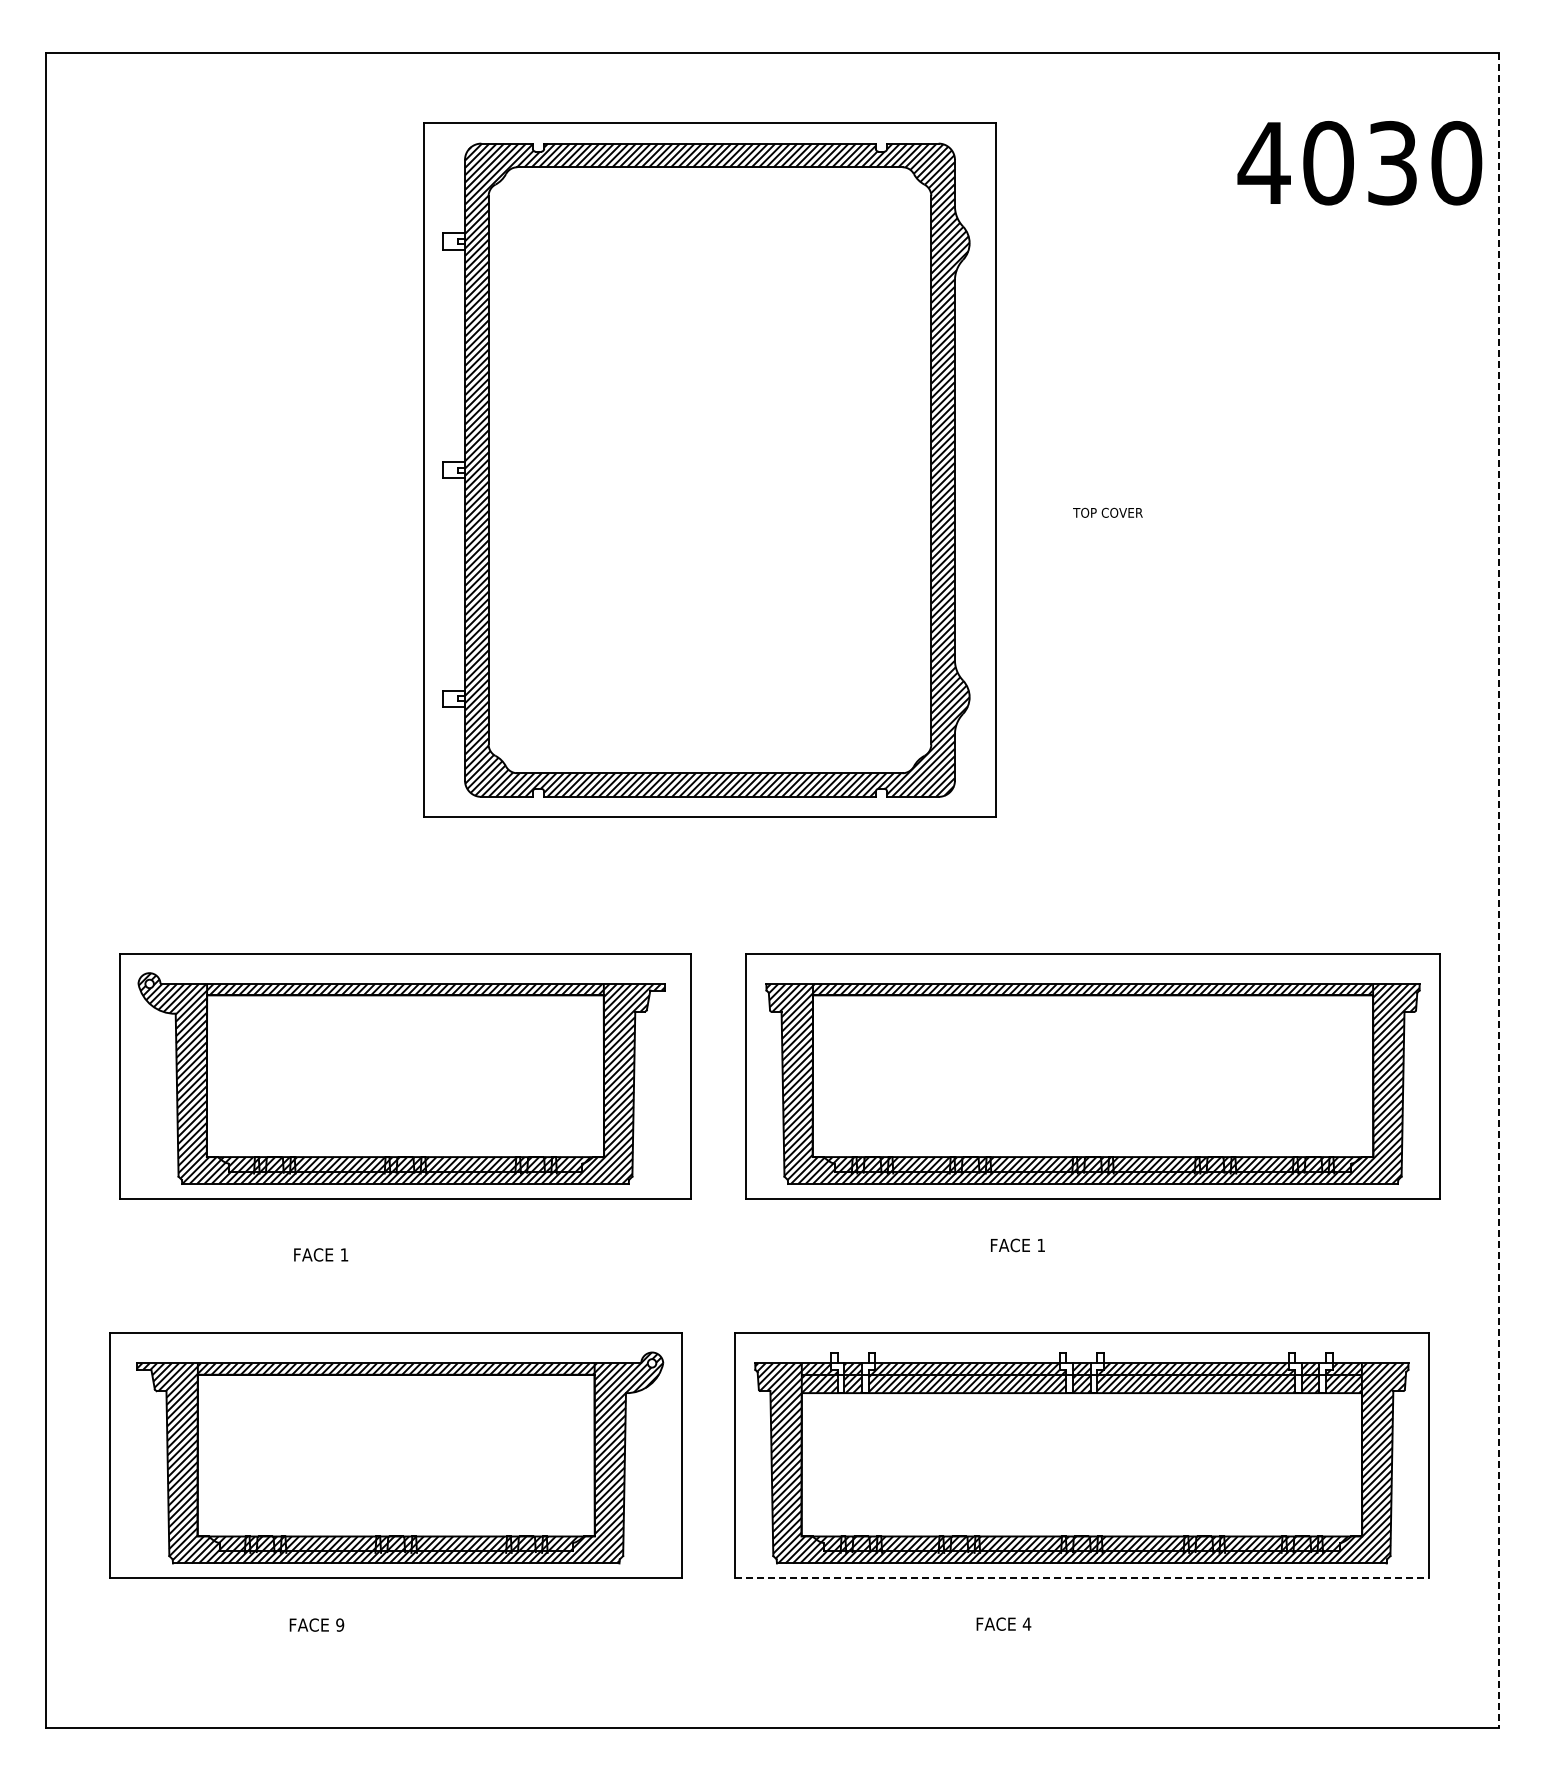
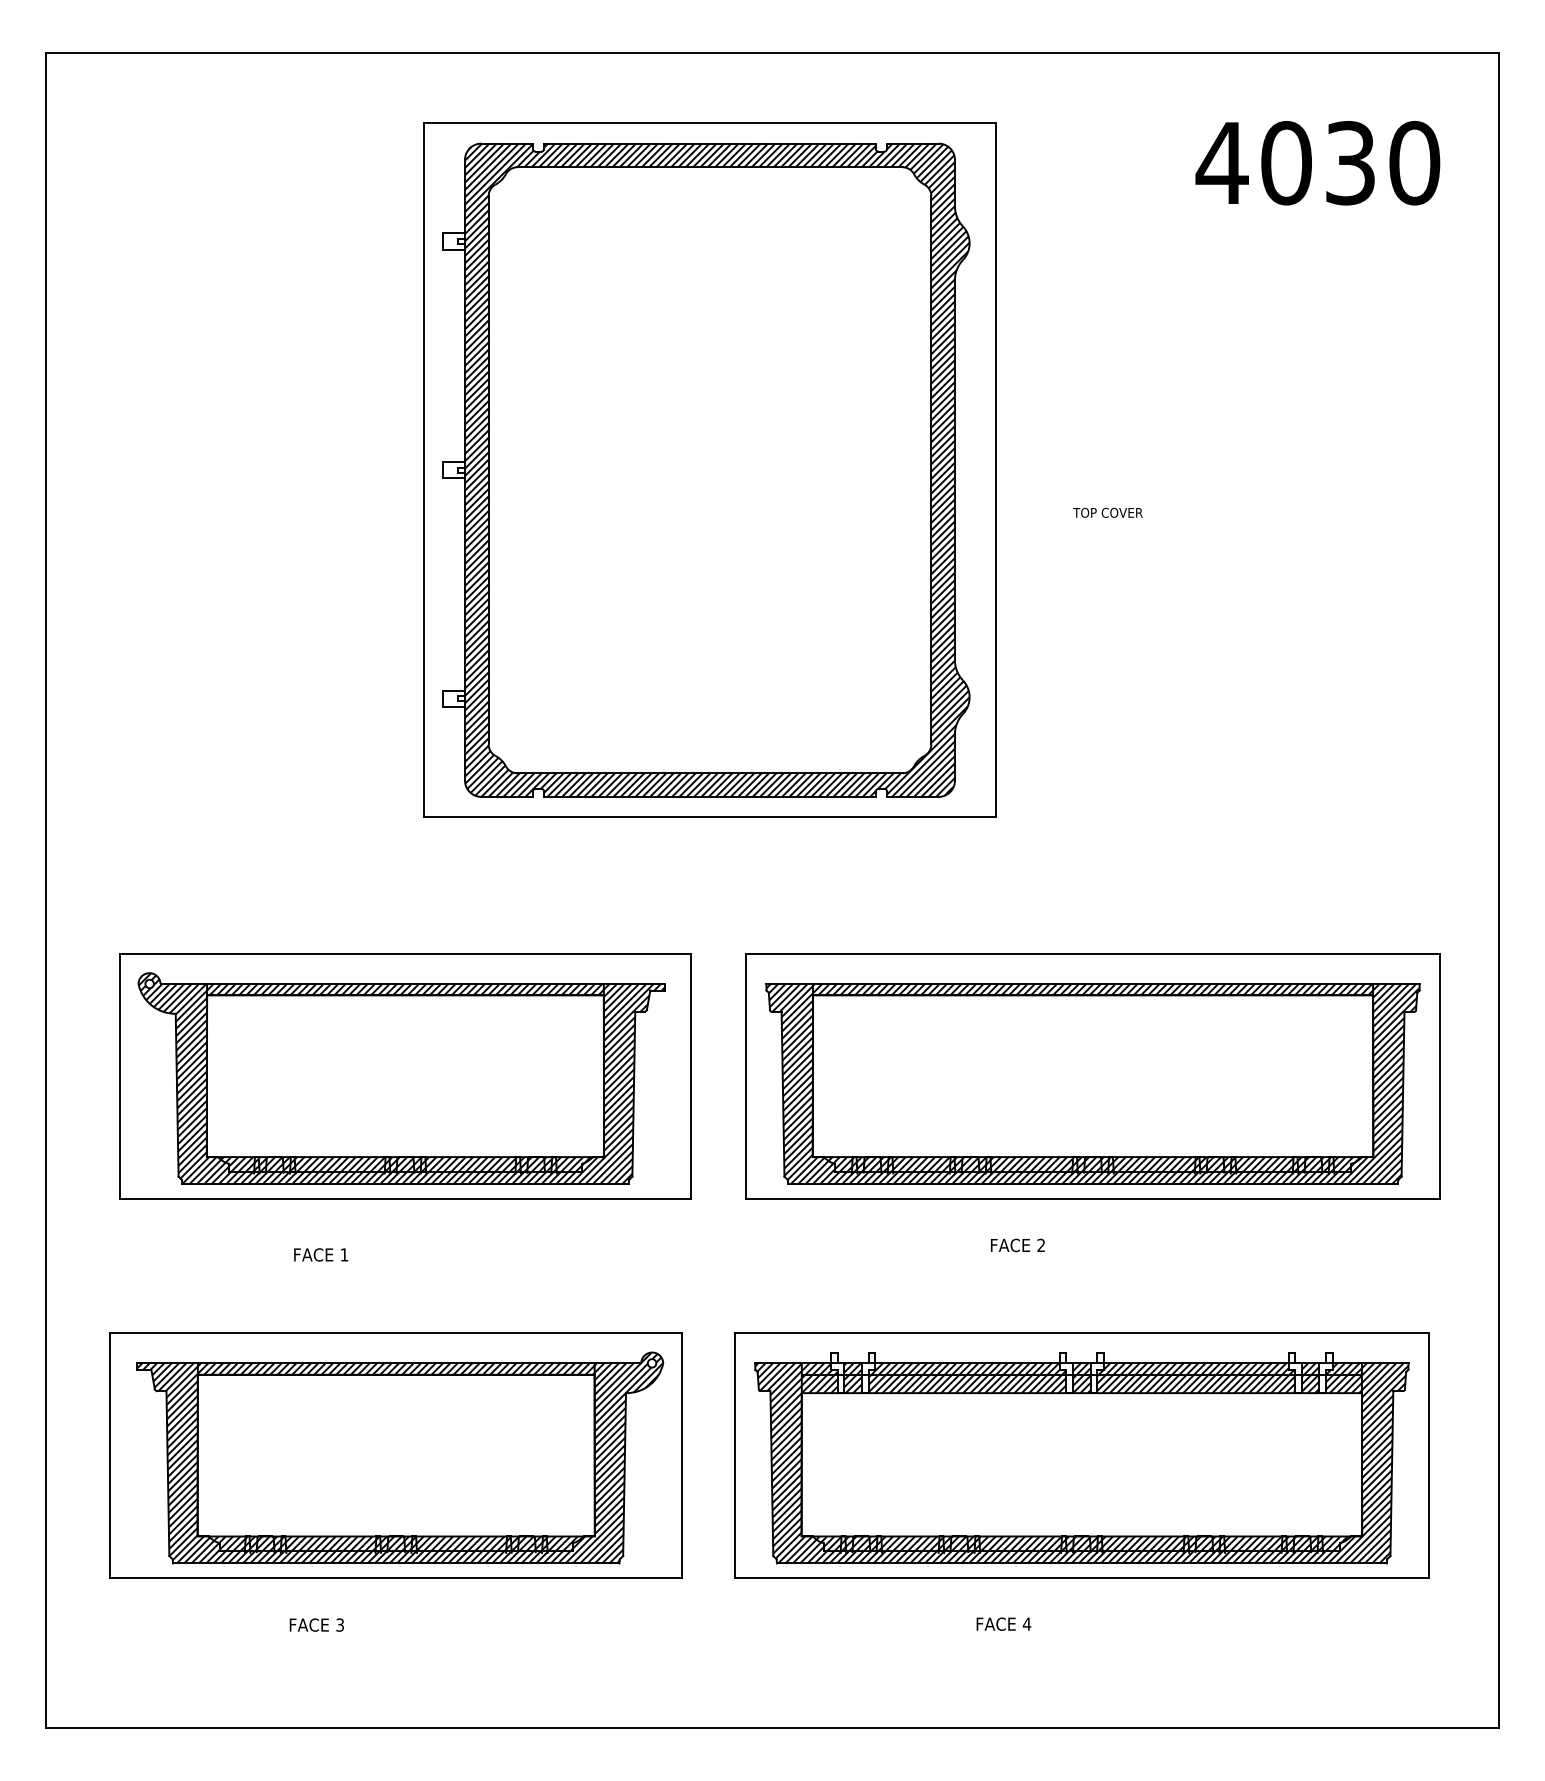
text position: (1359, 163) -> (1317, 163) (1317, 163)
line: dashed -> solid (1498, 890)
text: 1 -> 2 (1040, 1244)
line: dashed -> solid (1082, 1578)
text: 9 -> 3 (340, 1624)
